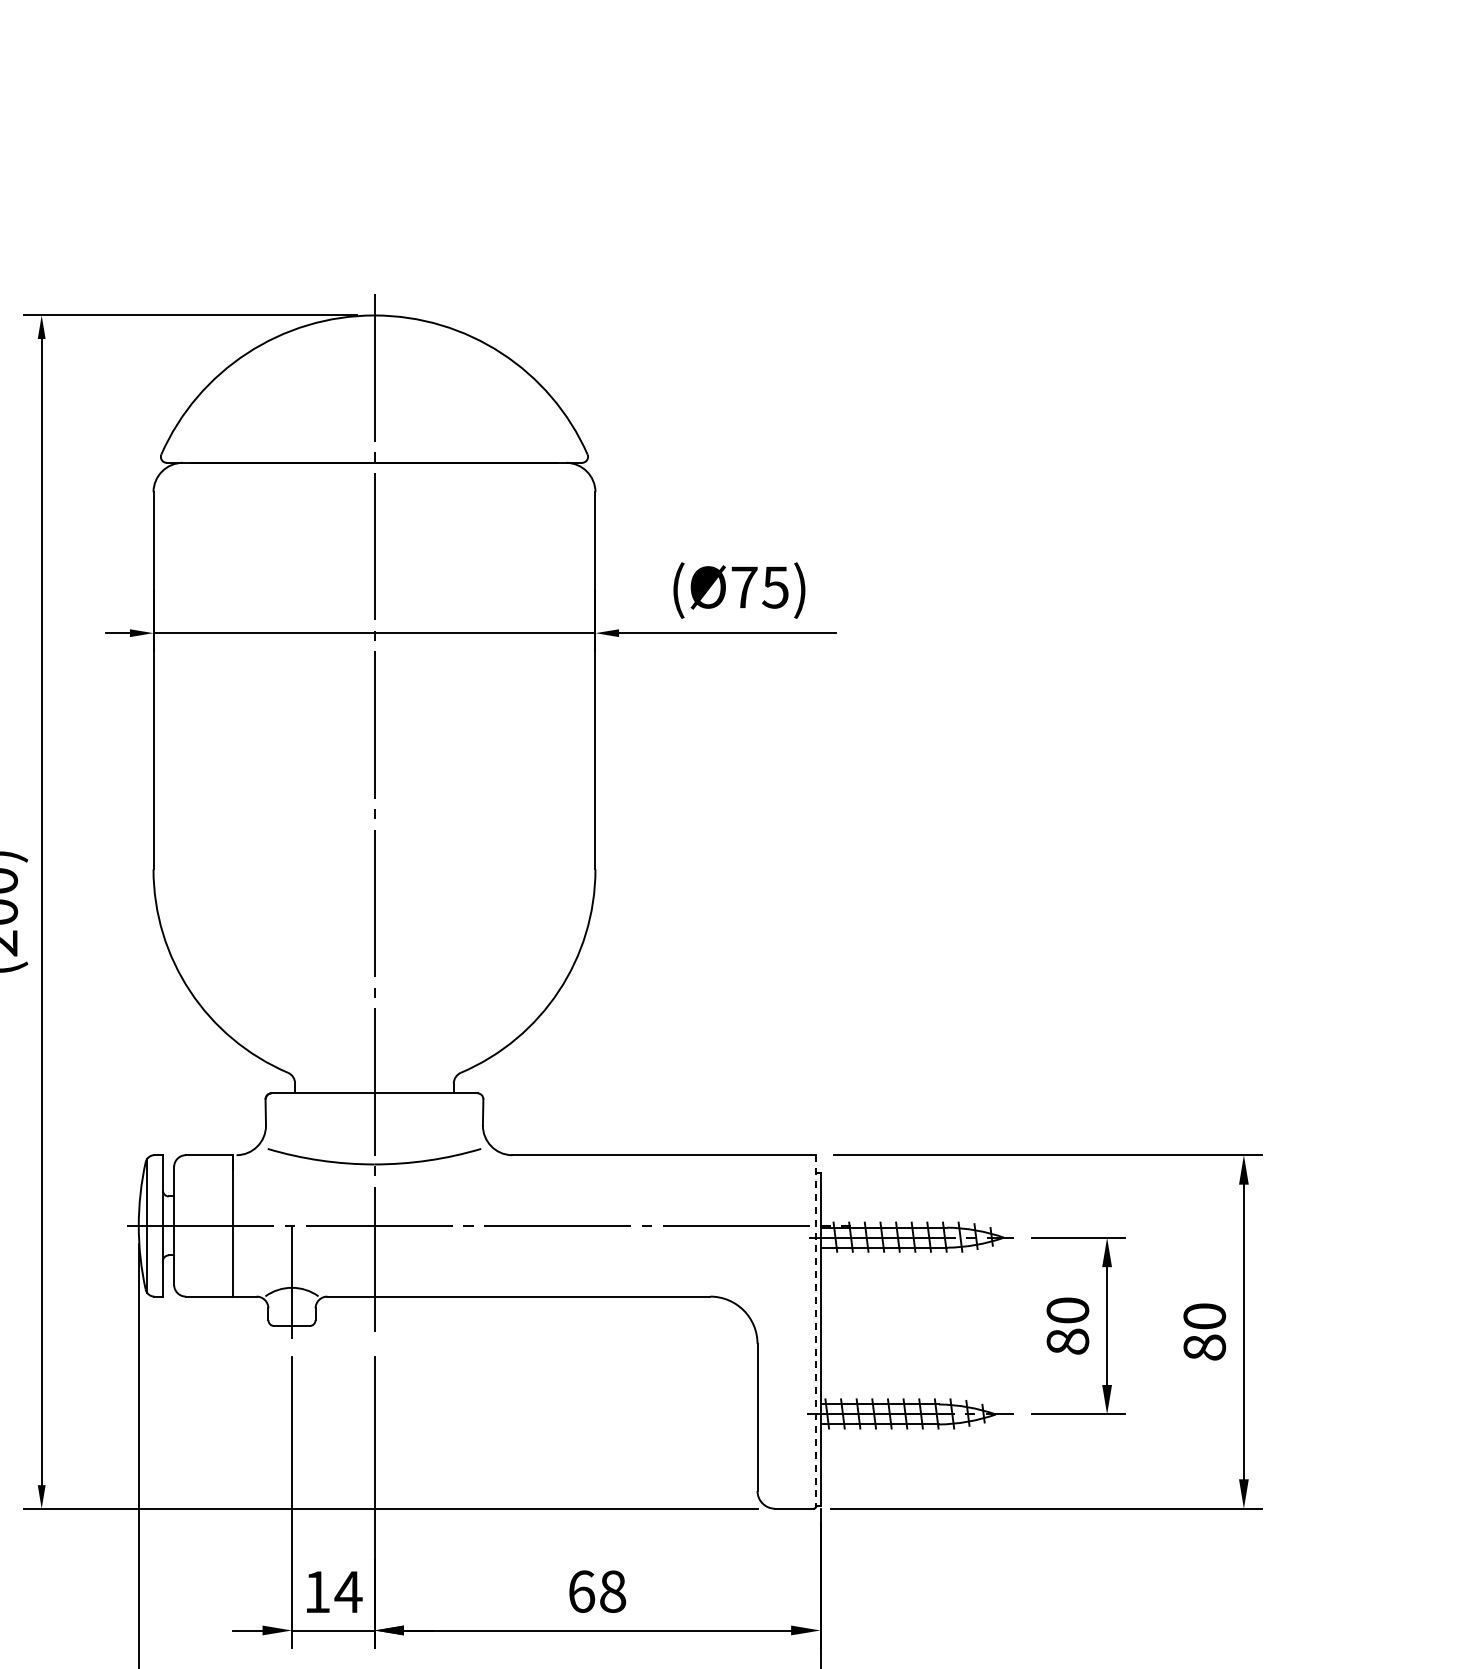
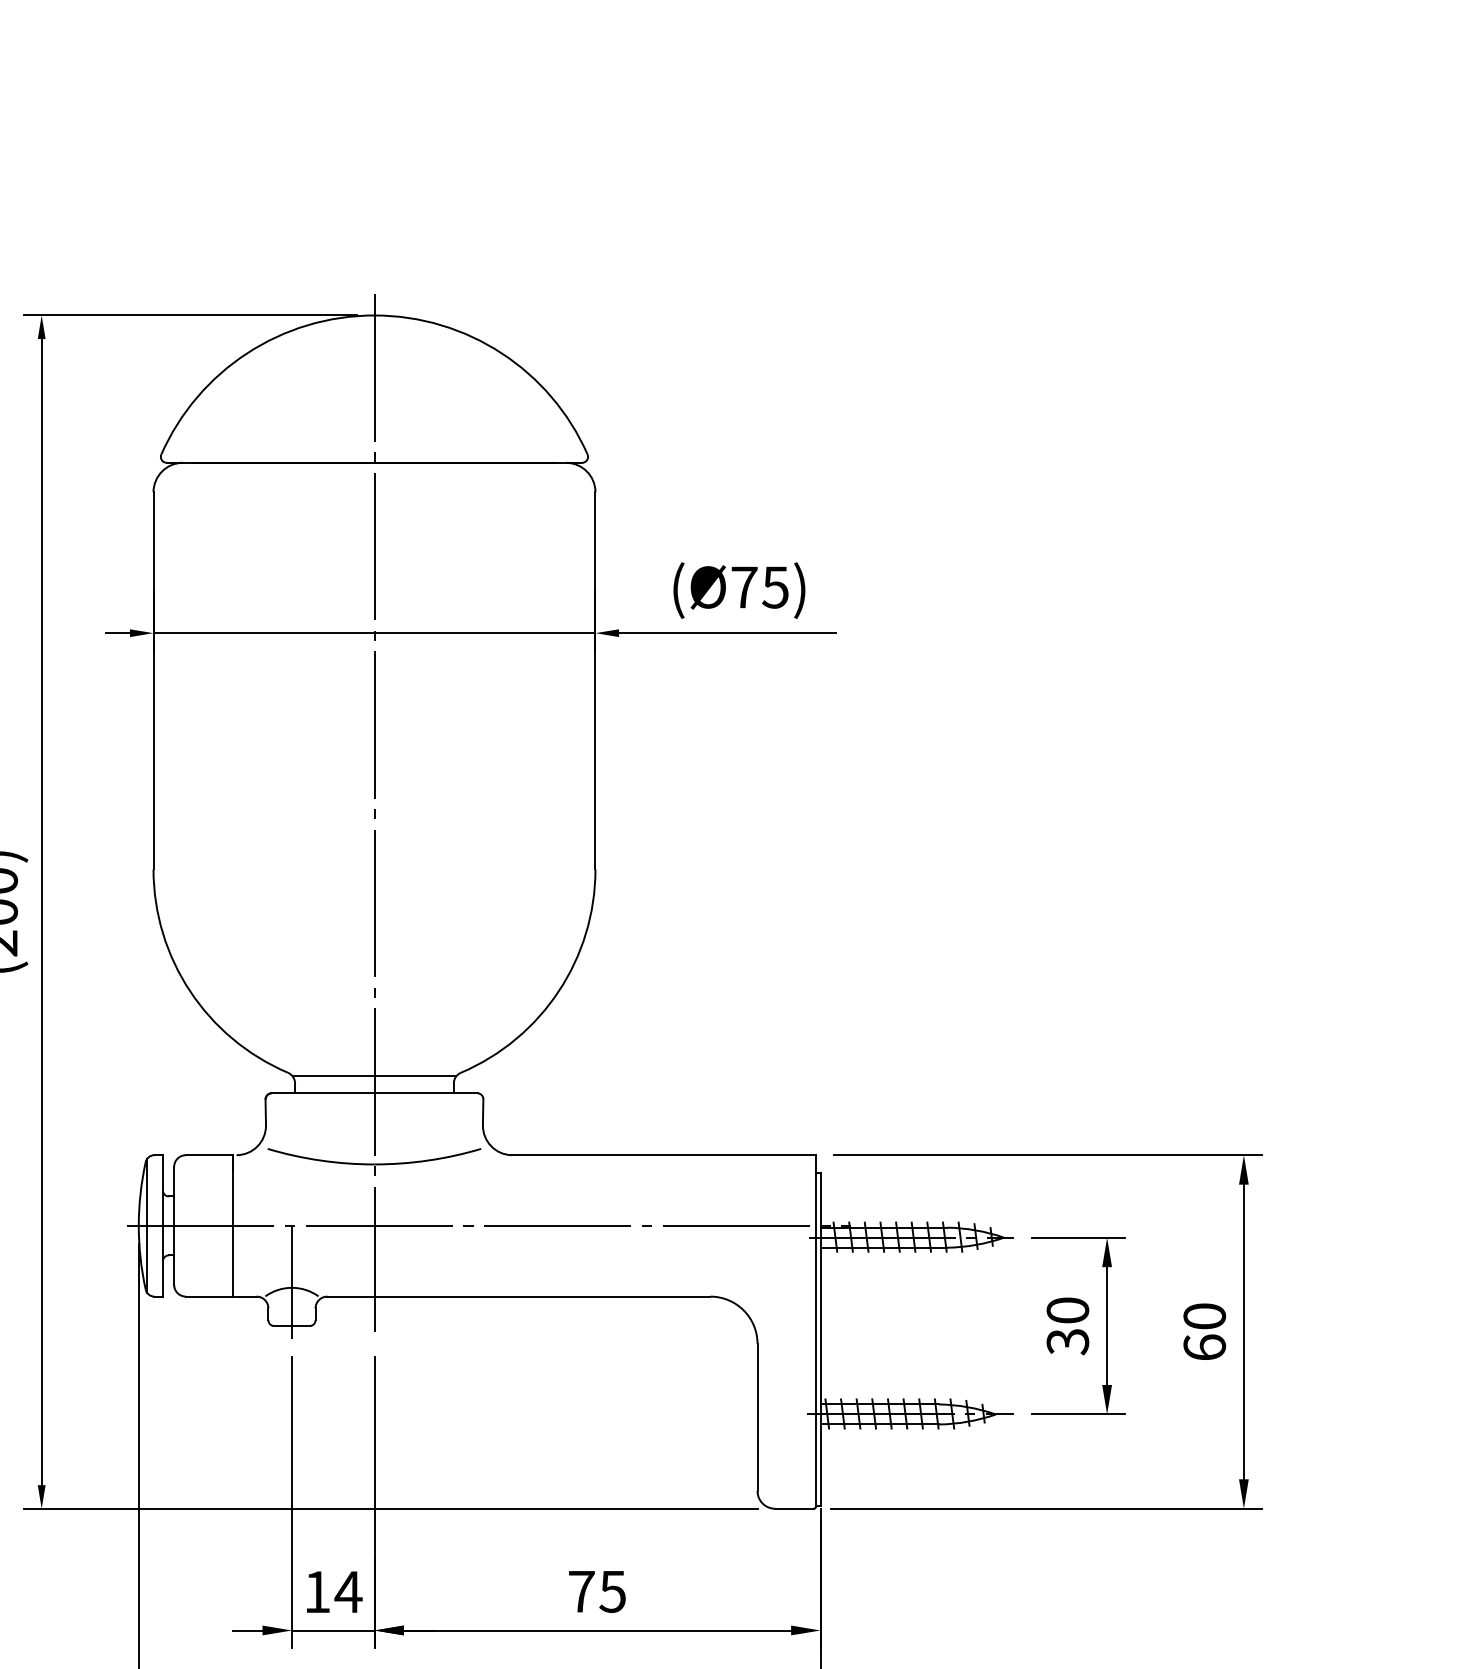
line: none -> present (374, 1075)
line: dashed -> solid (816, 1331)
text: 80 -> 30 (1067, 1341)
text: 80 -> 60 (1204, 1347)
text: 68 -> 75 (597, 1591)
